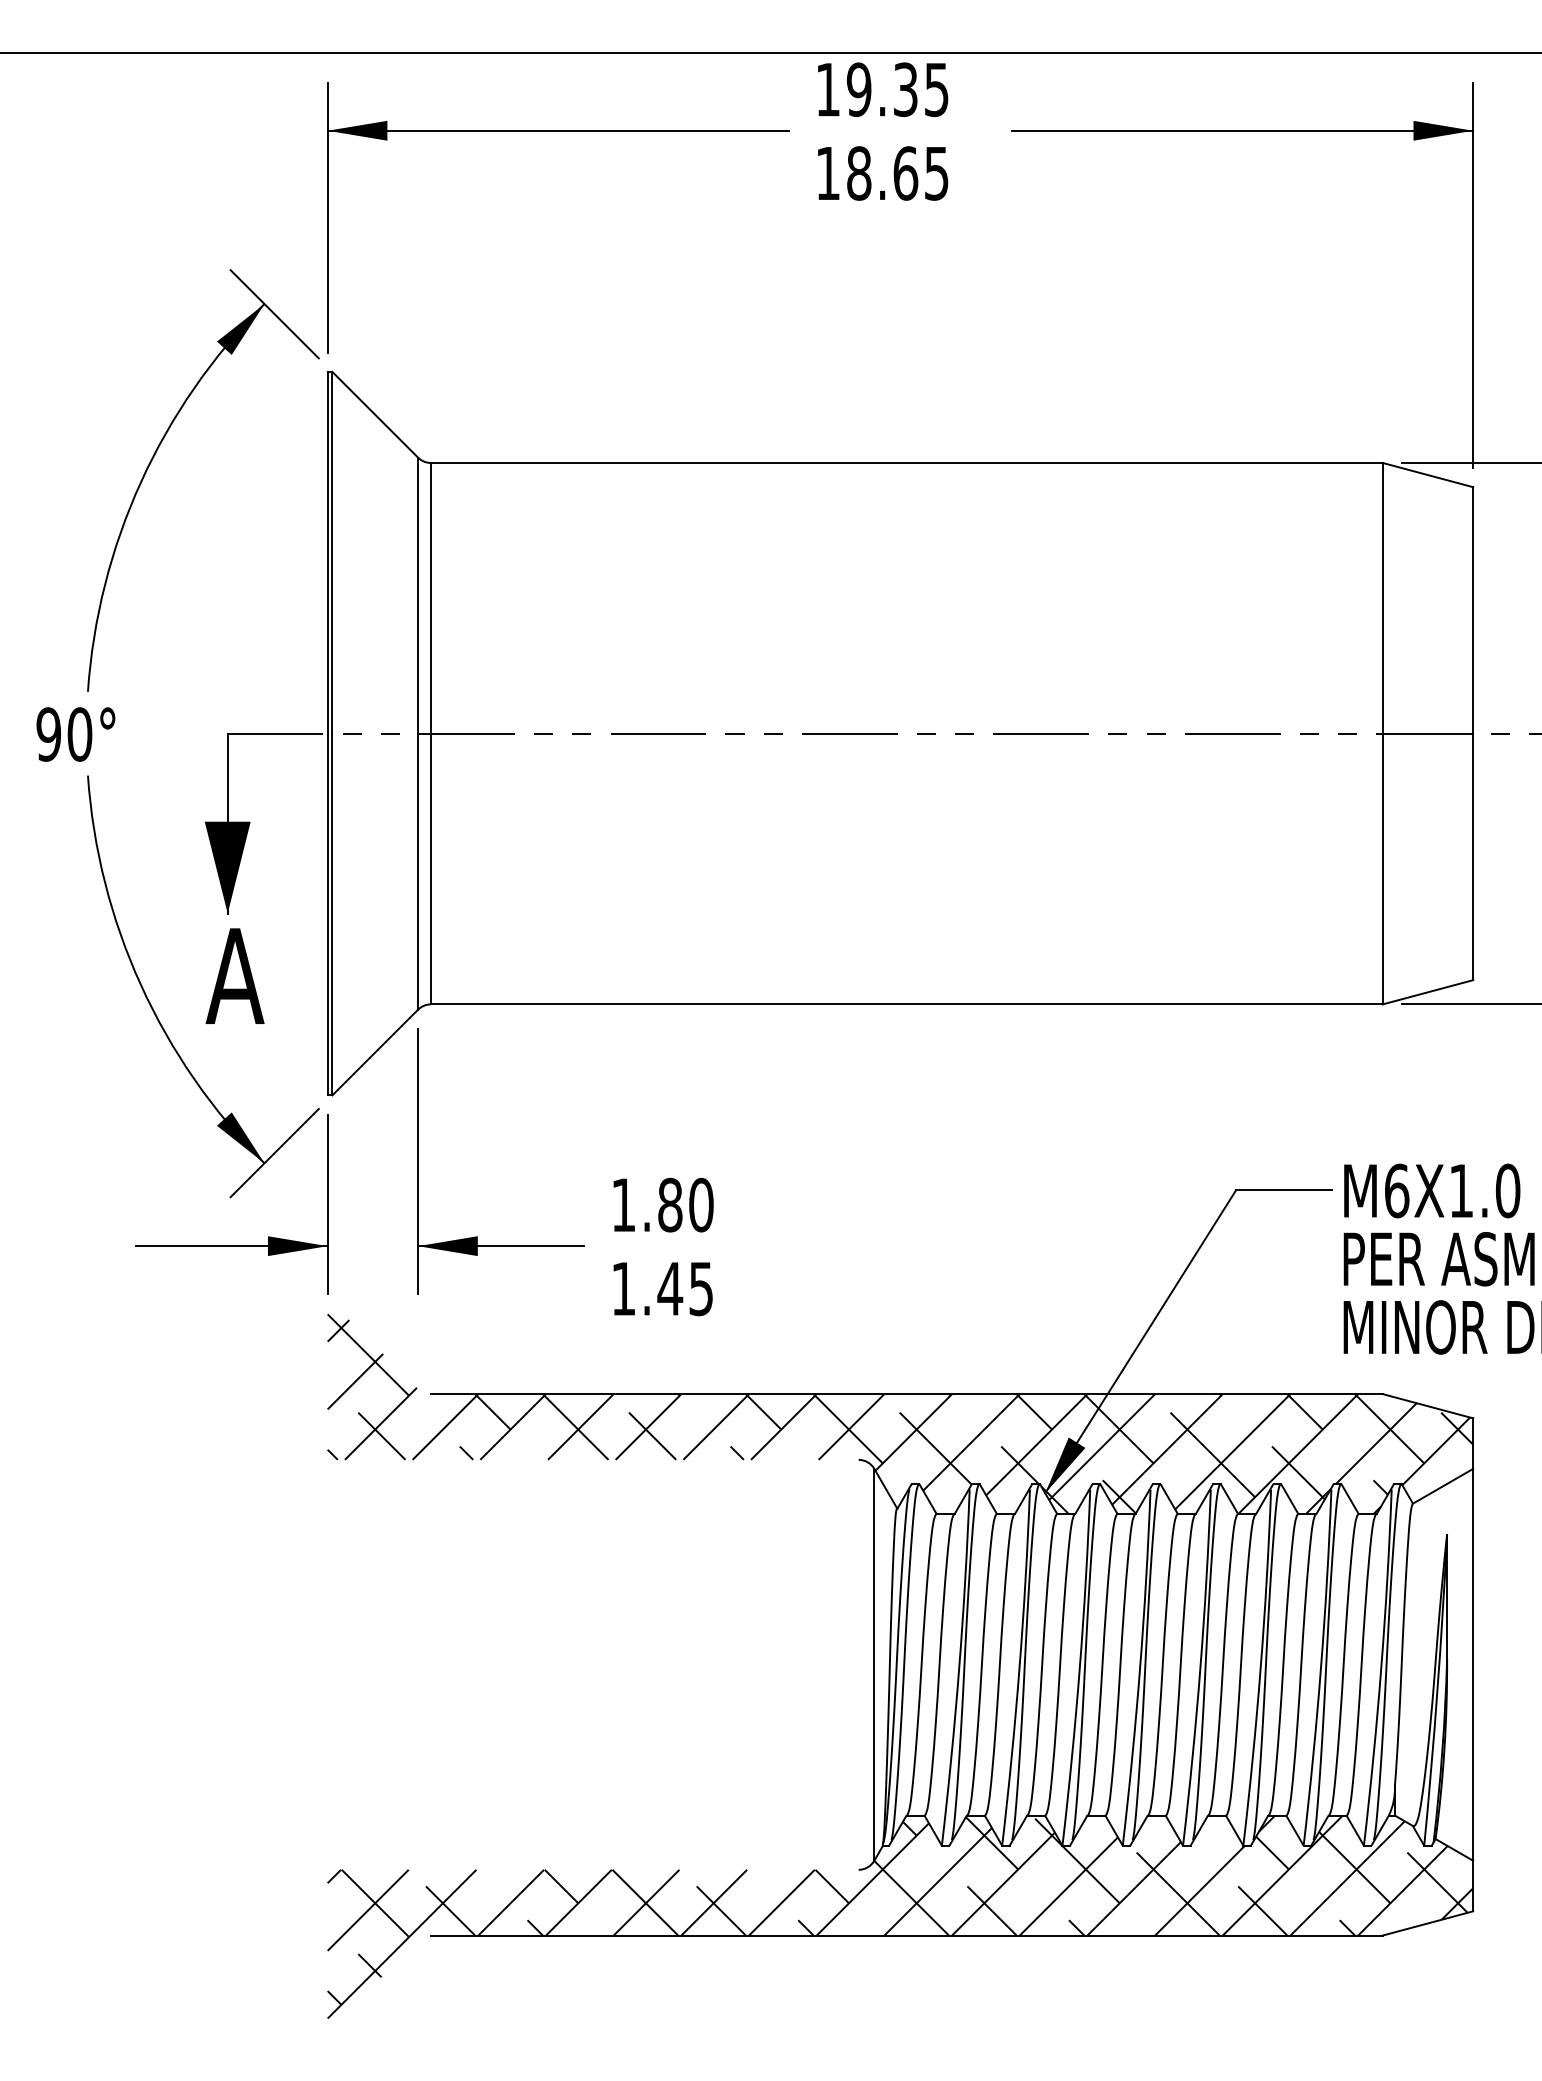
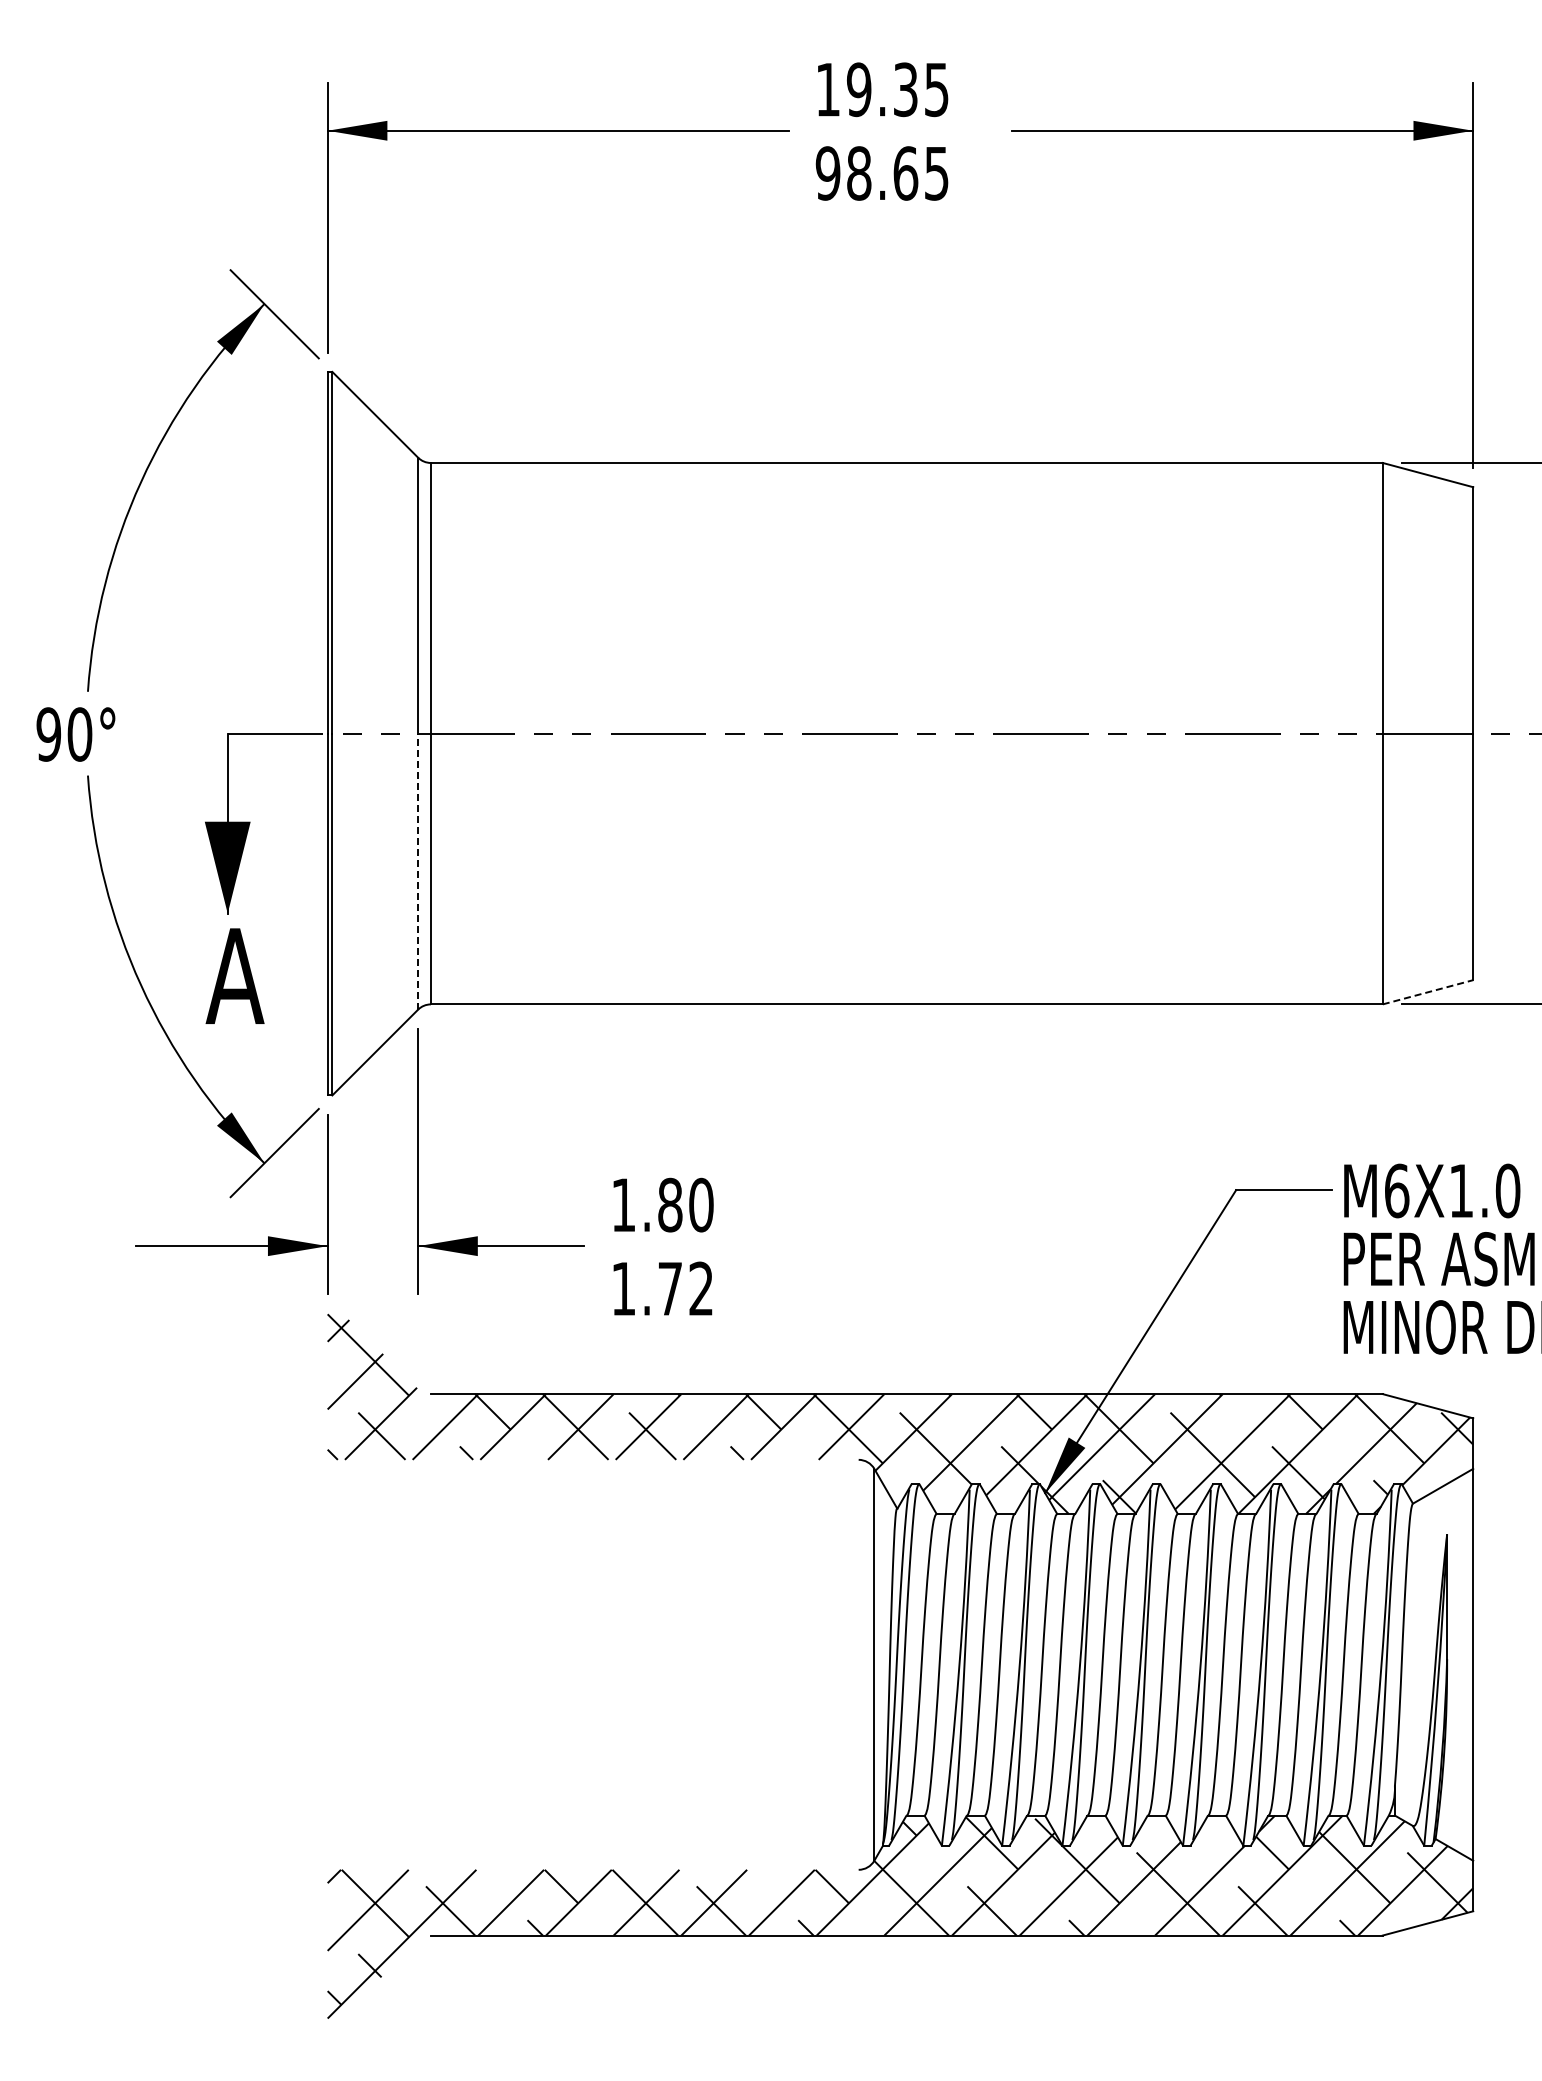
line: present -> none (770, 52)
text: 18.65 -> 98.65 (827, 173)
line: solid -> dashed (418, 871)
line: solid -> dashed (1428, 992)
text: 1.45 -> 1.72 (684, 1288)
